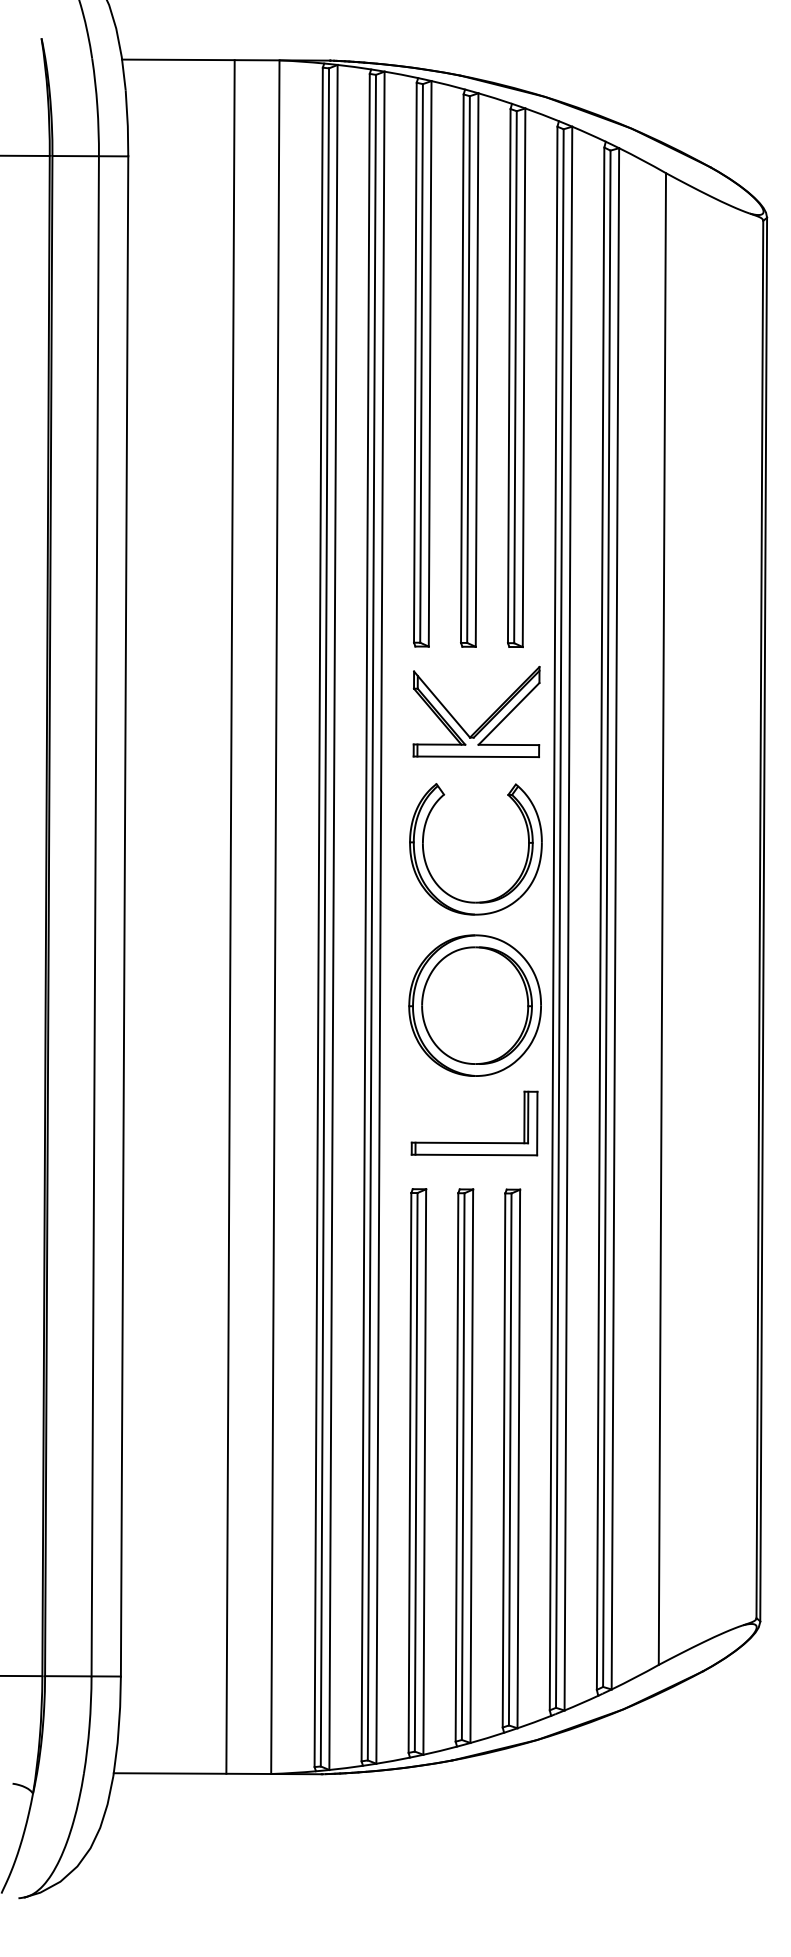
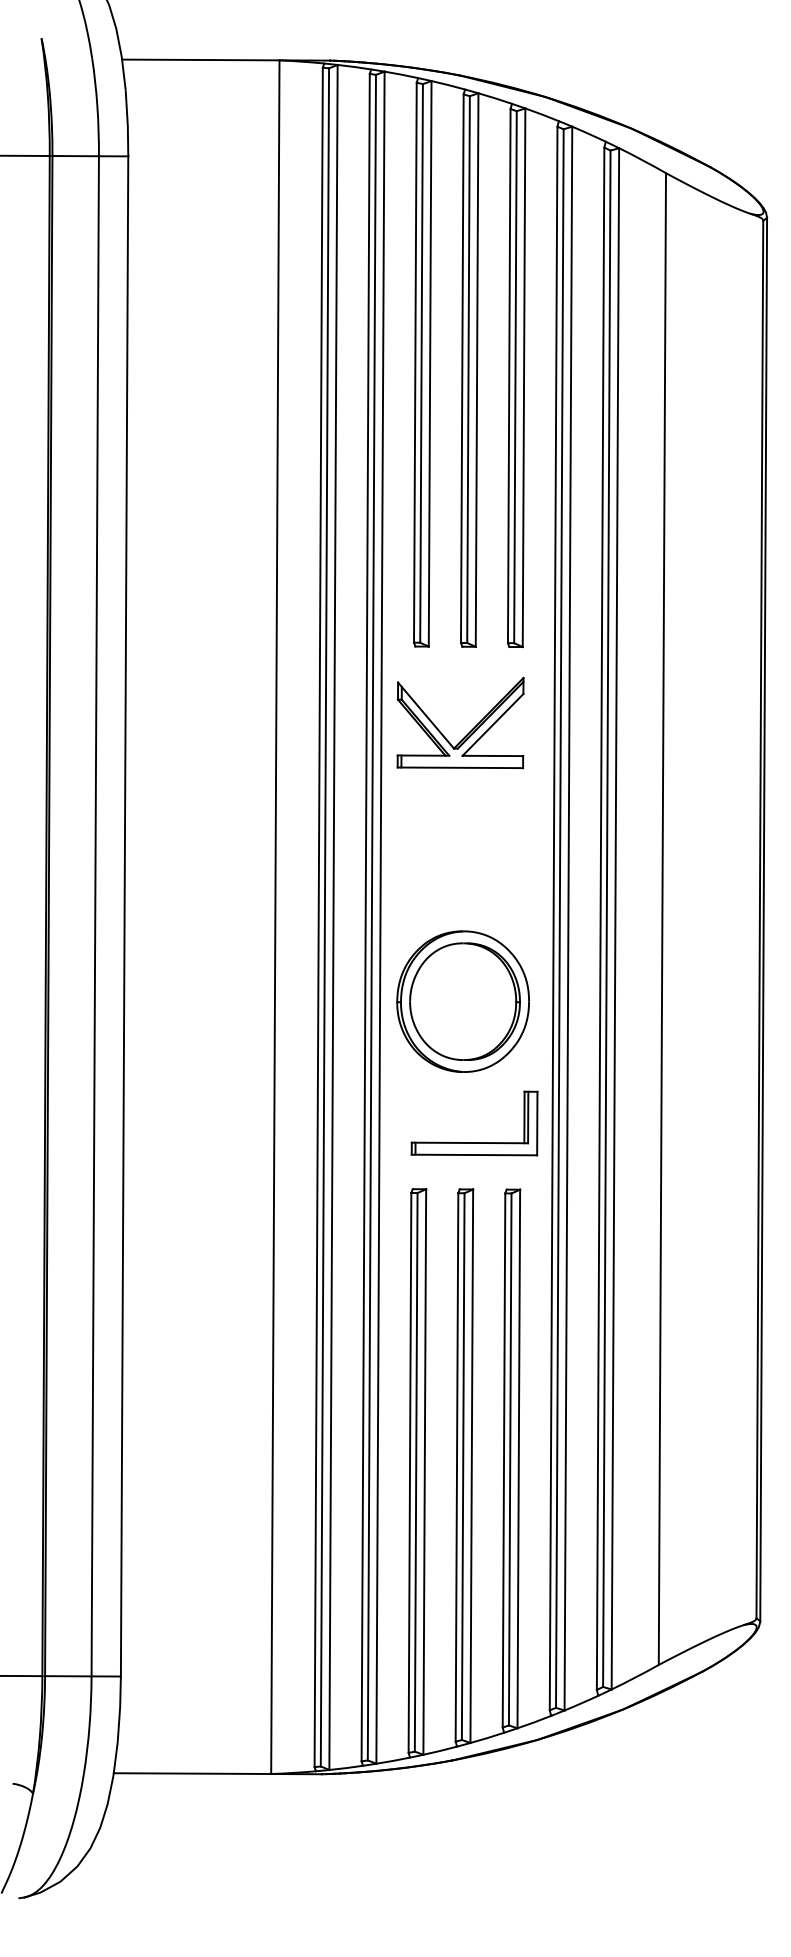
part position: (485, 720) -> (469, 731) (469, 731)
part: present -> none (429, 869)
line: present -> none (230, 916)
part position: (474, 1005) -> (462, 1001) (462, 1001)
